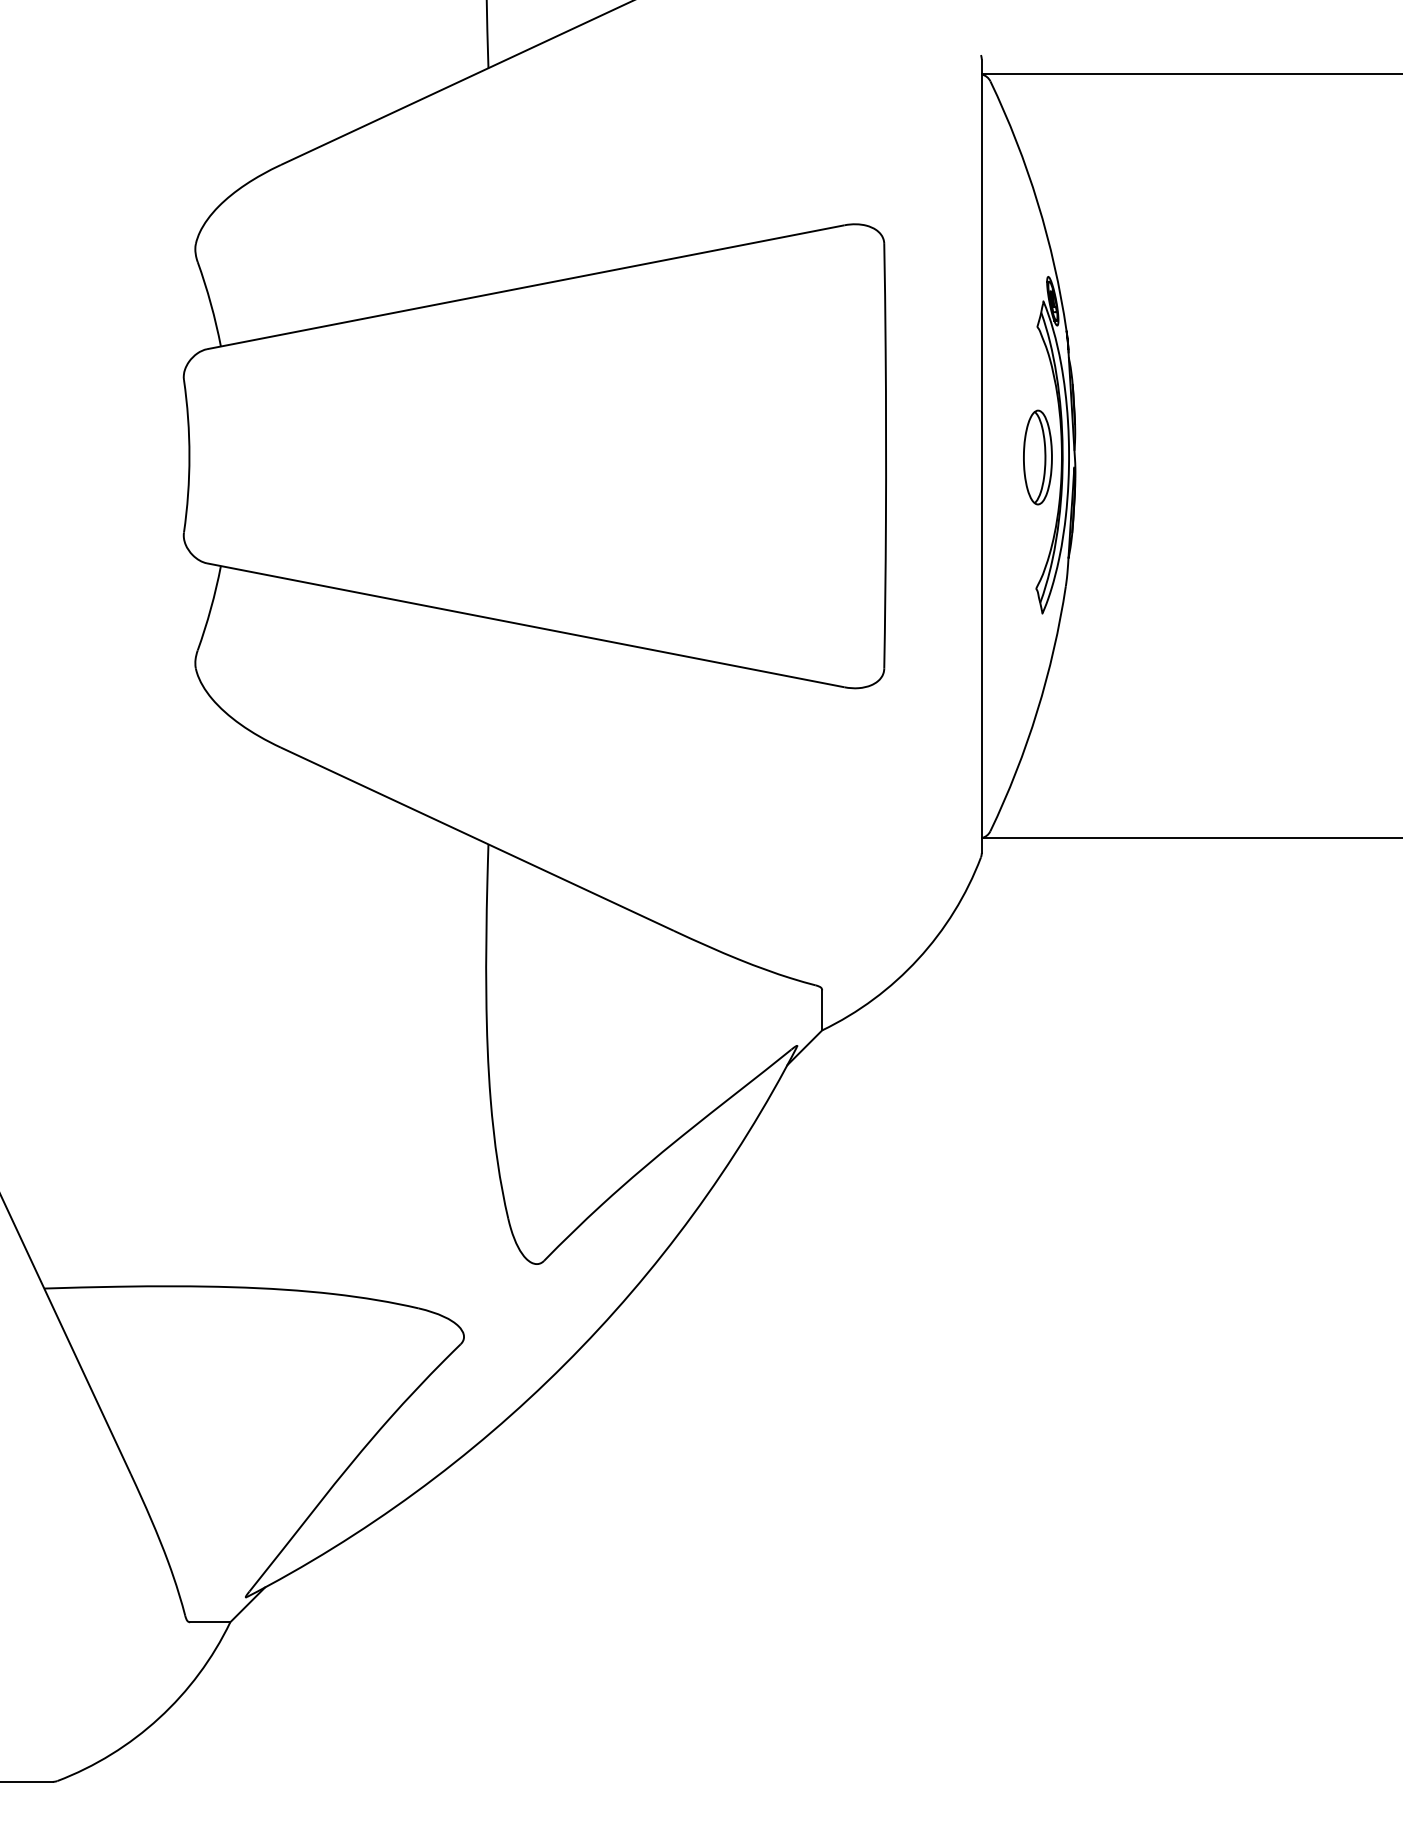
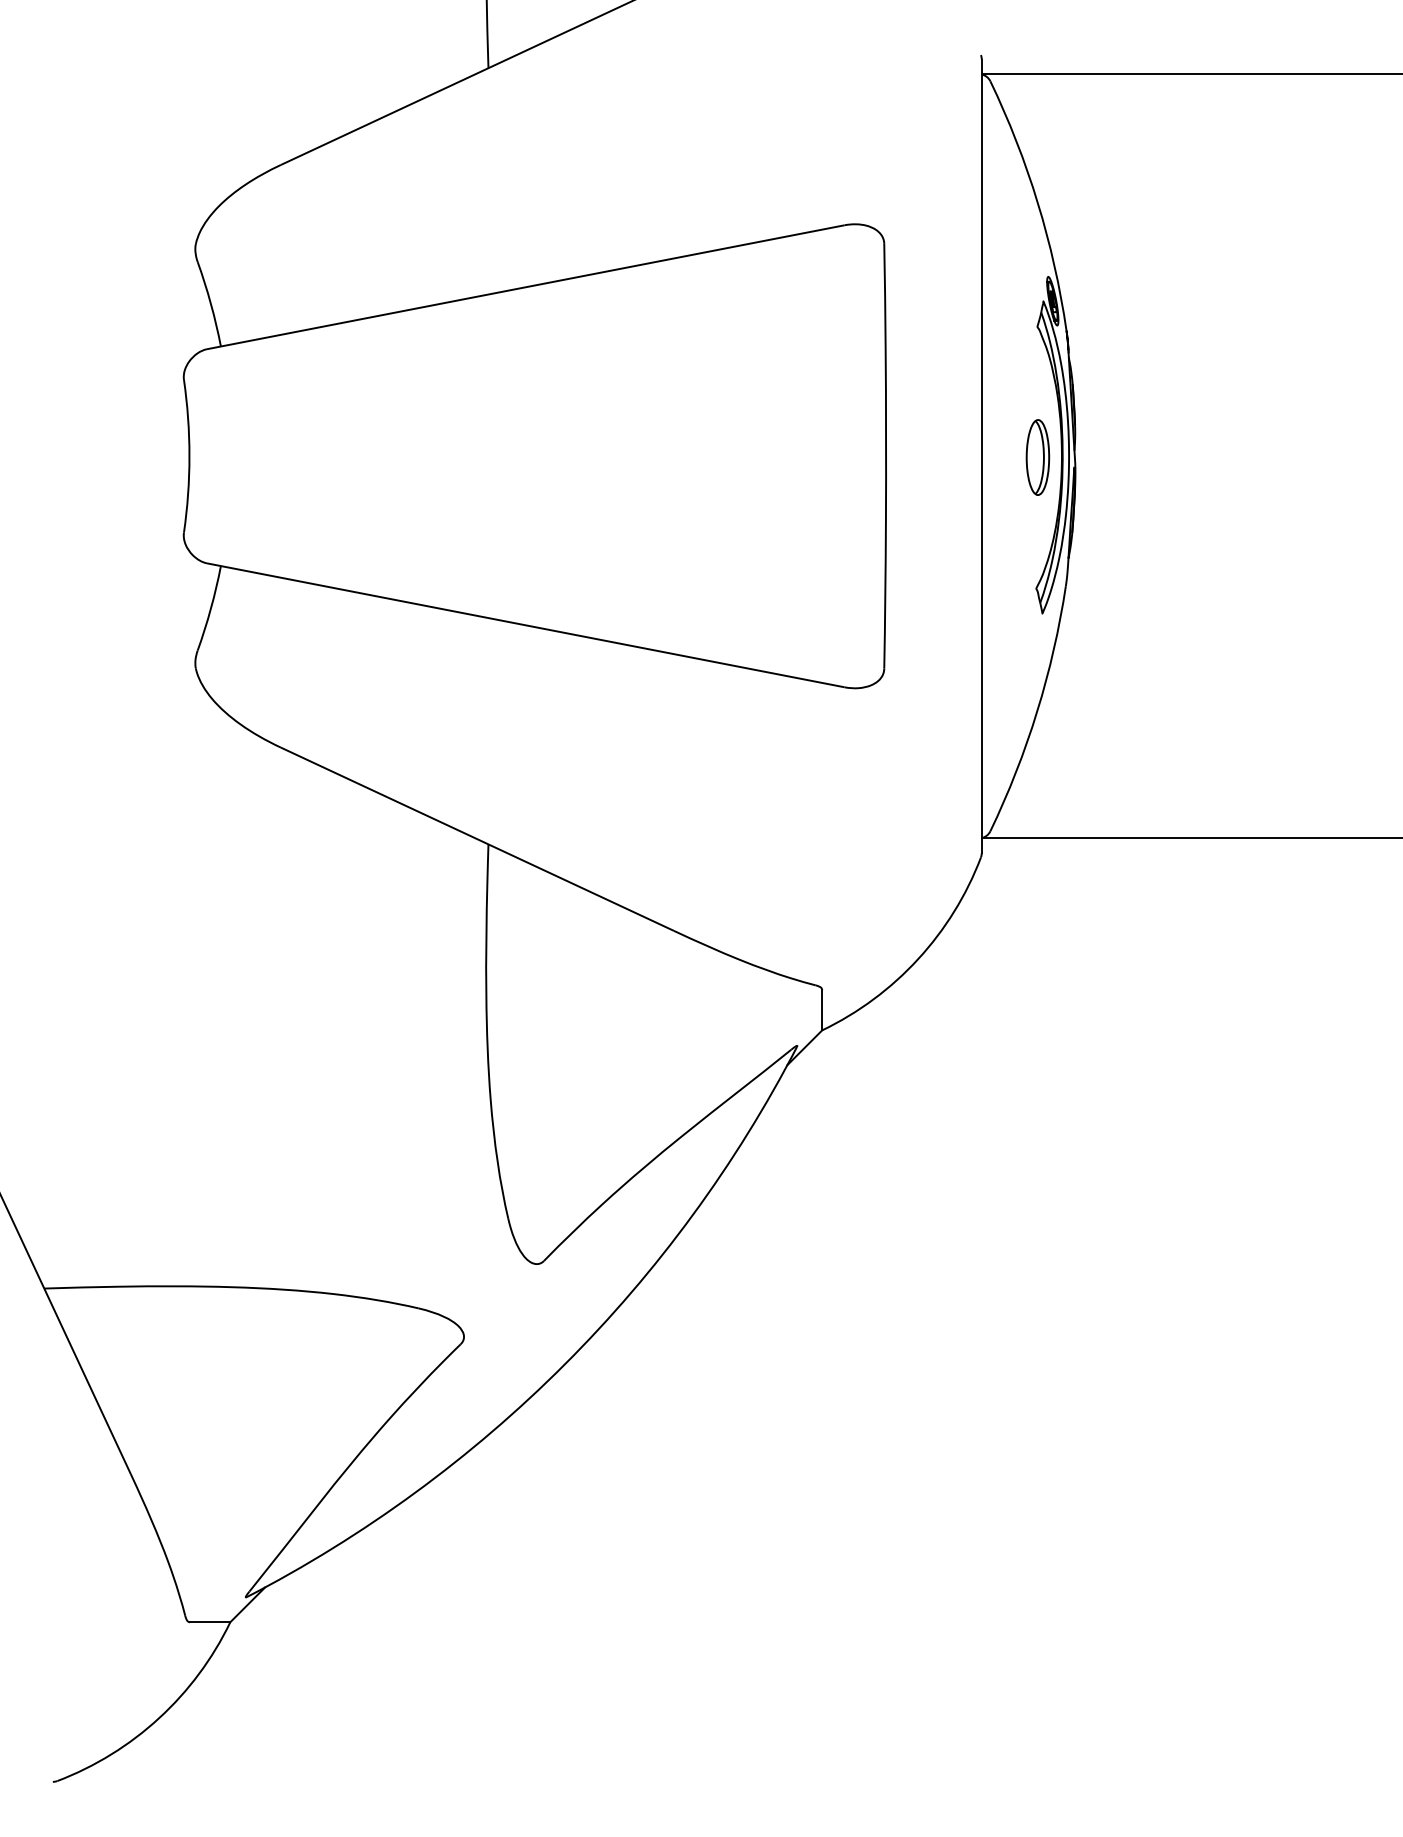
part size: 30x97 px -> 26x77 px (1037, 457)
line: present -> none (27, 1781)
